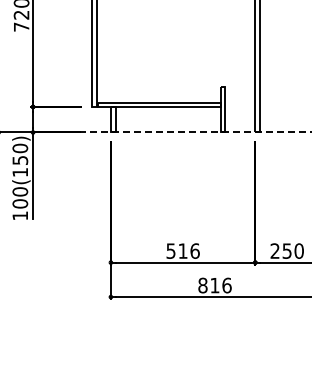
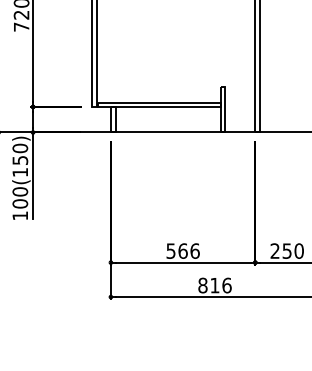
line: dashed -> solid (185, 132)
text: 516 -> 566 (182, 250)
